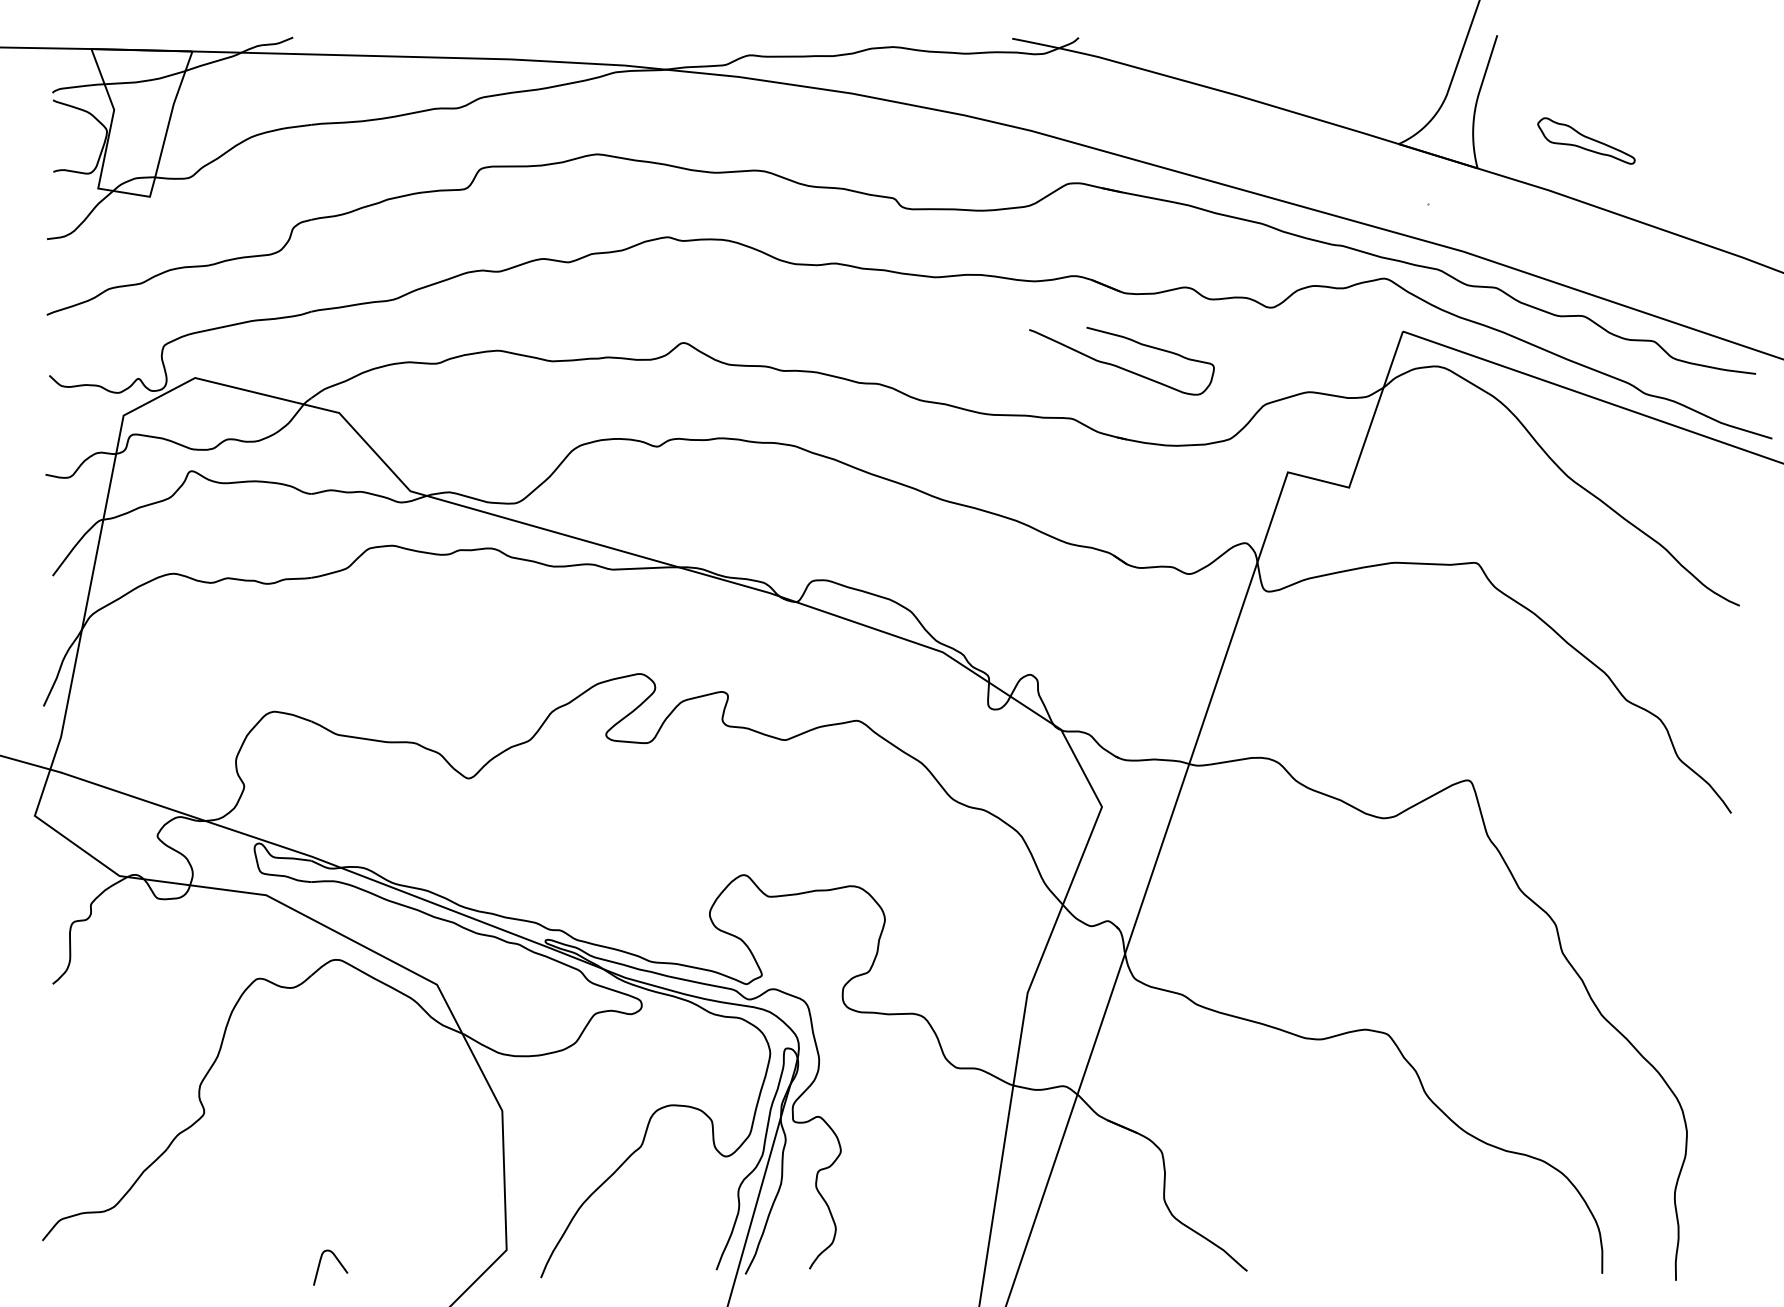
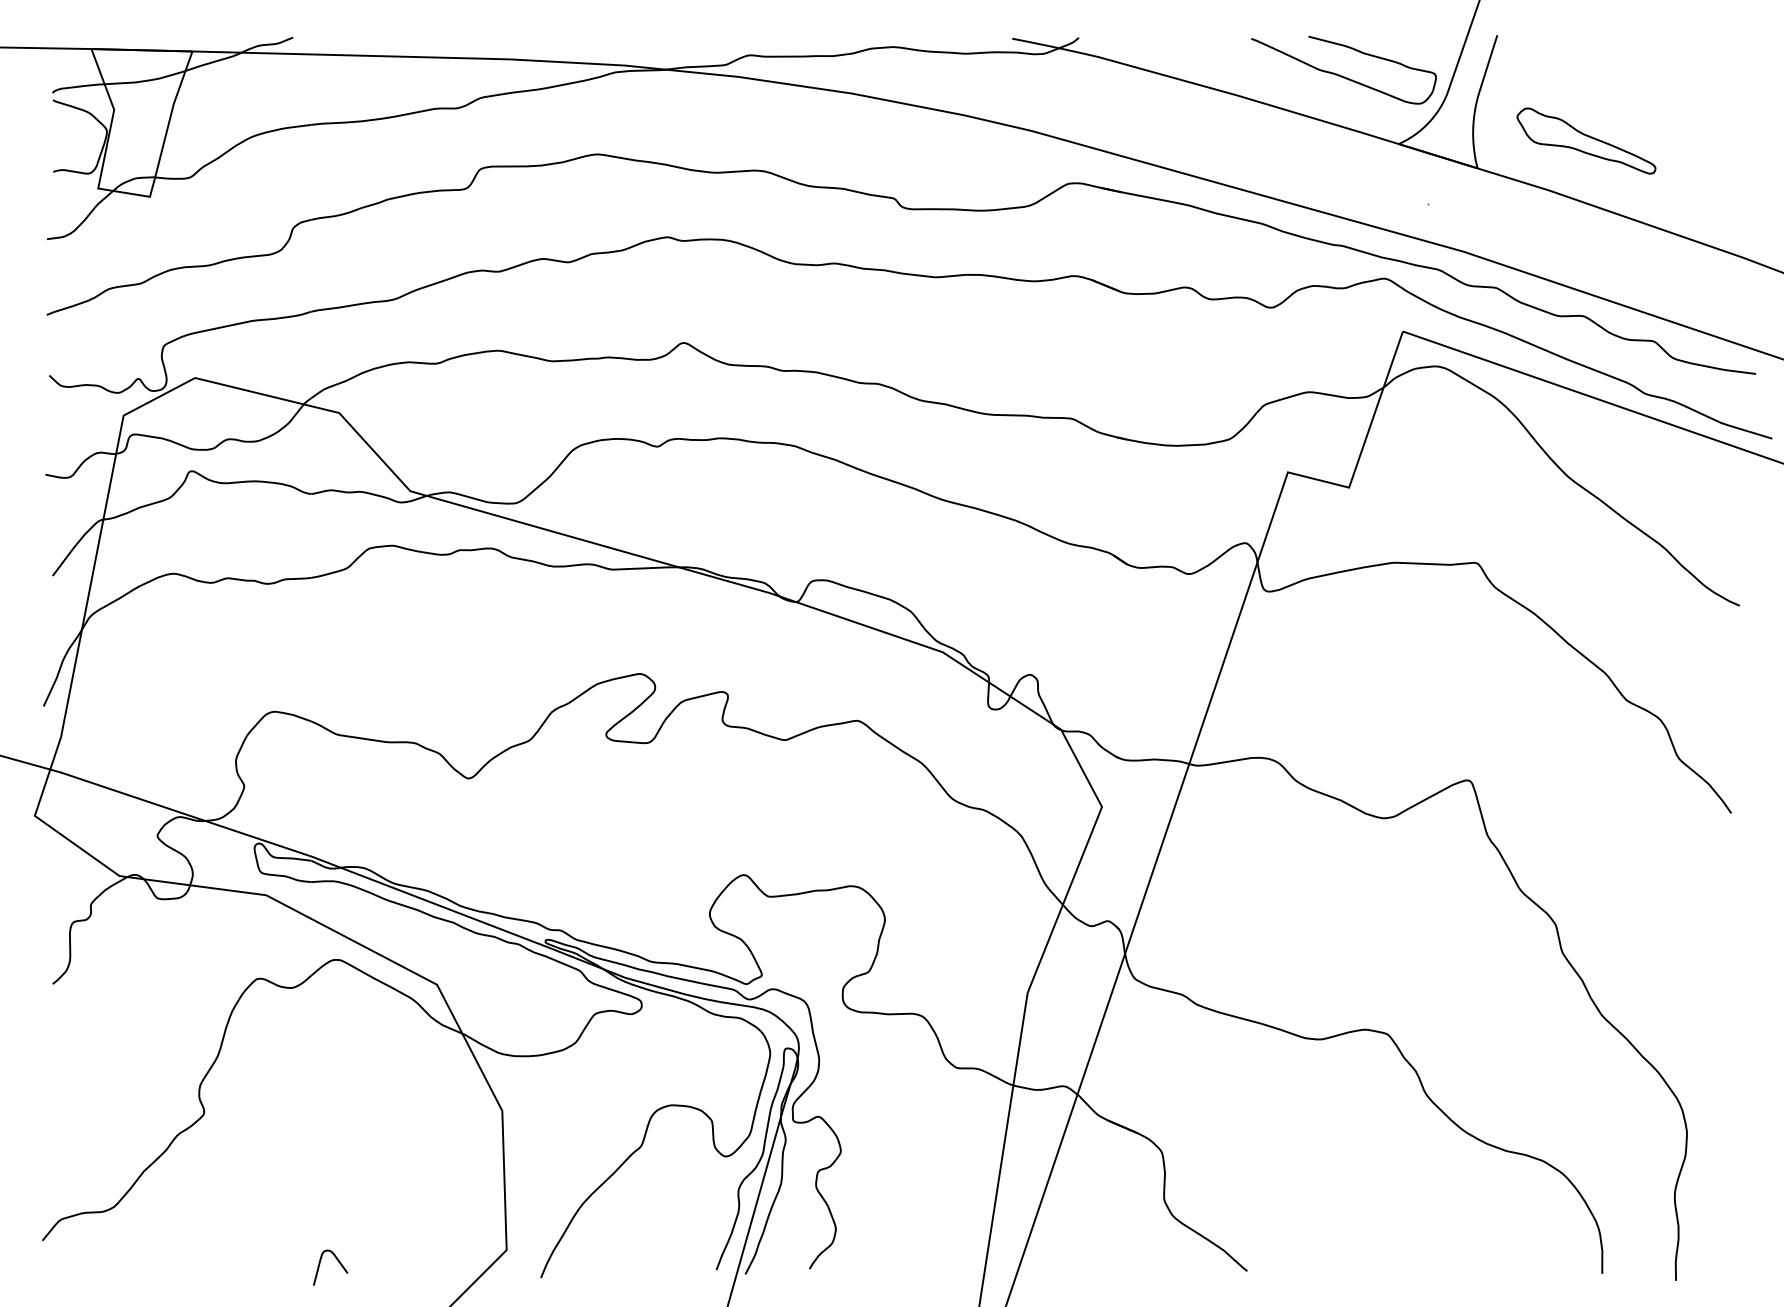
part size: 99x48 px -> 141x68 px (1586, 140)
curve position: (1120, 366) -> (1342, 75) (1342, 75)
